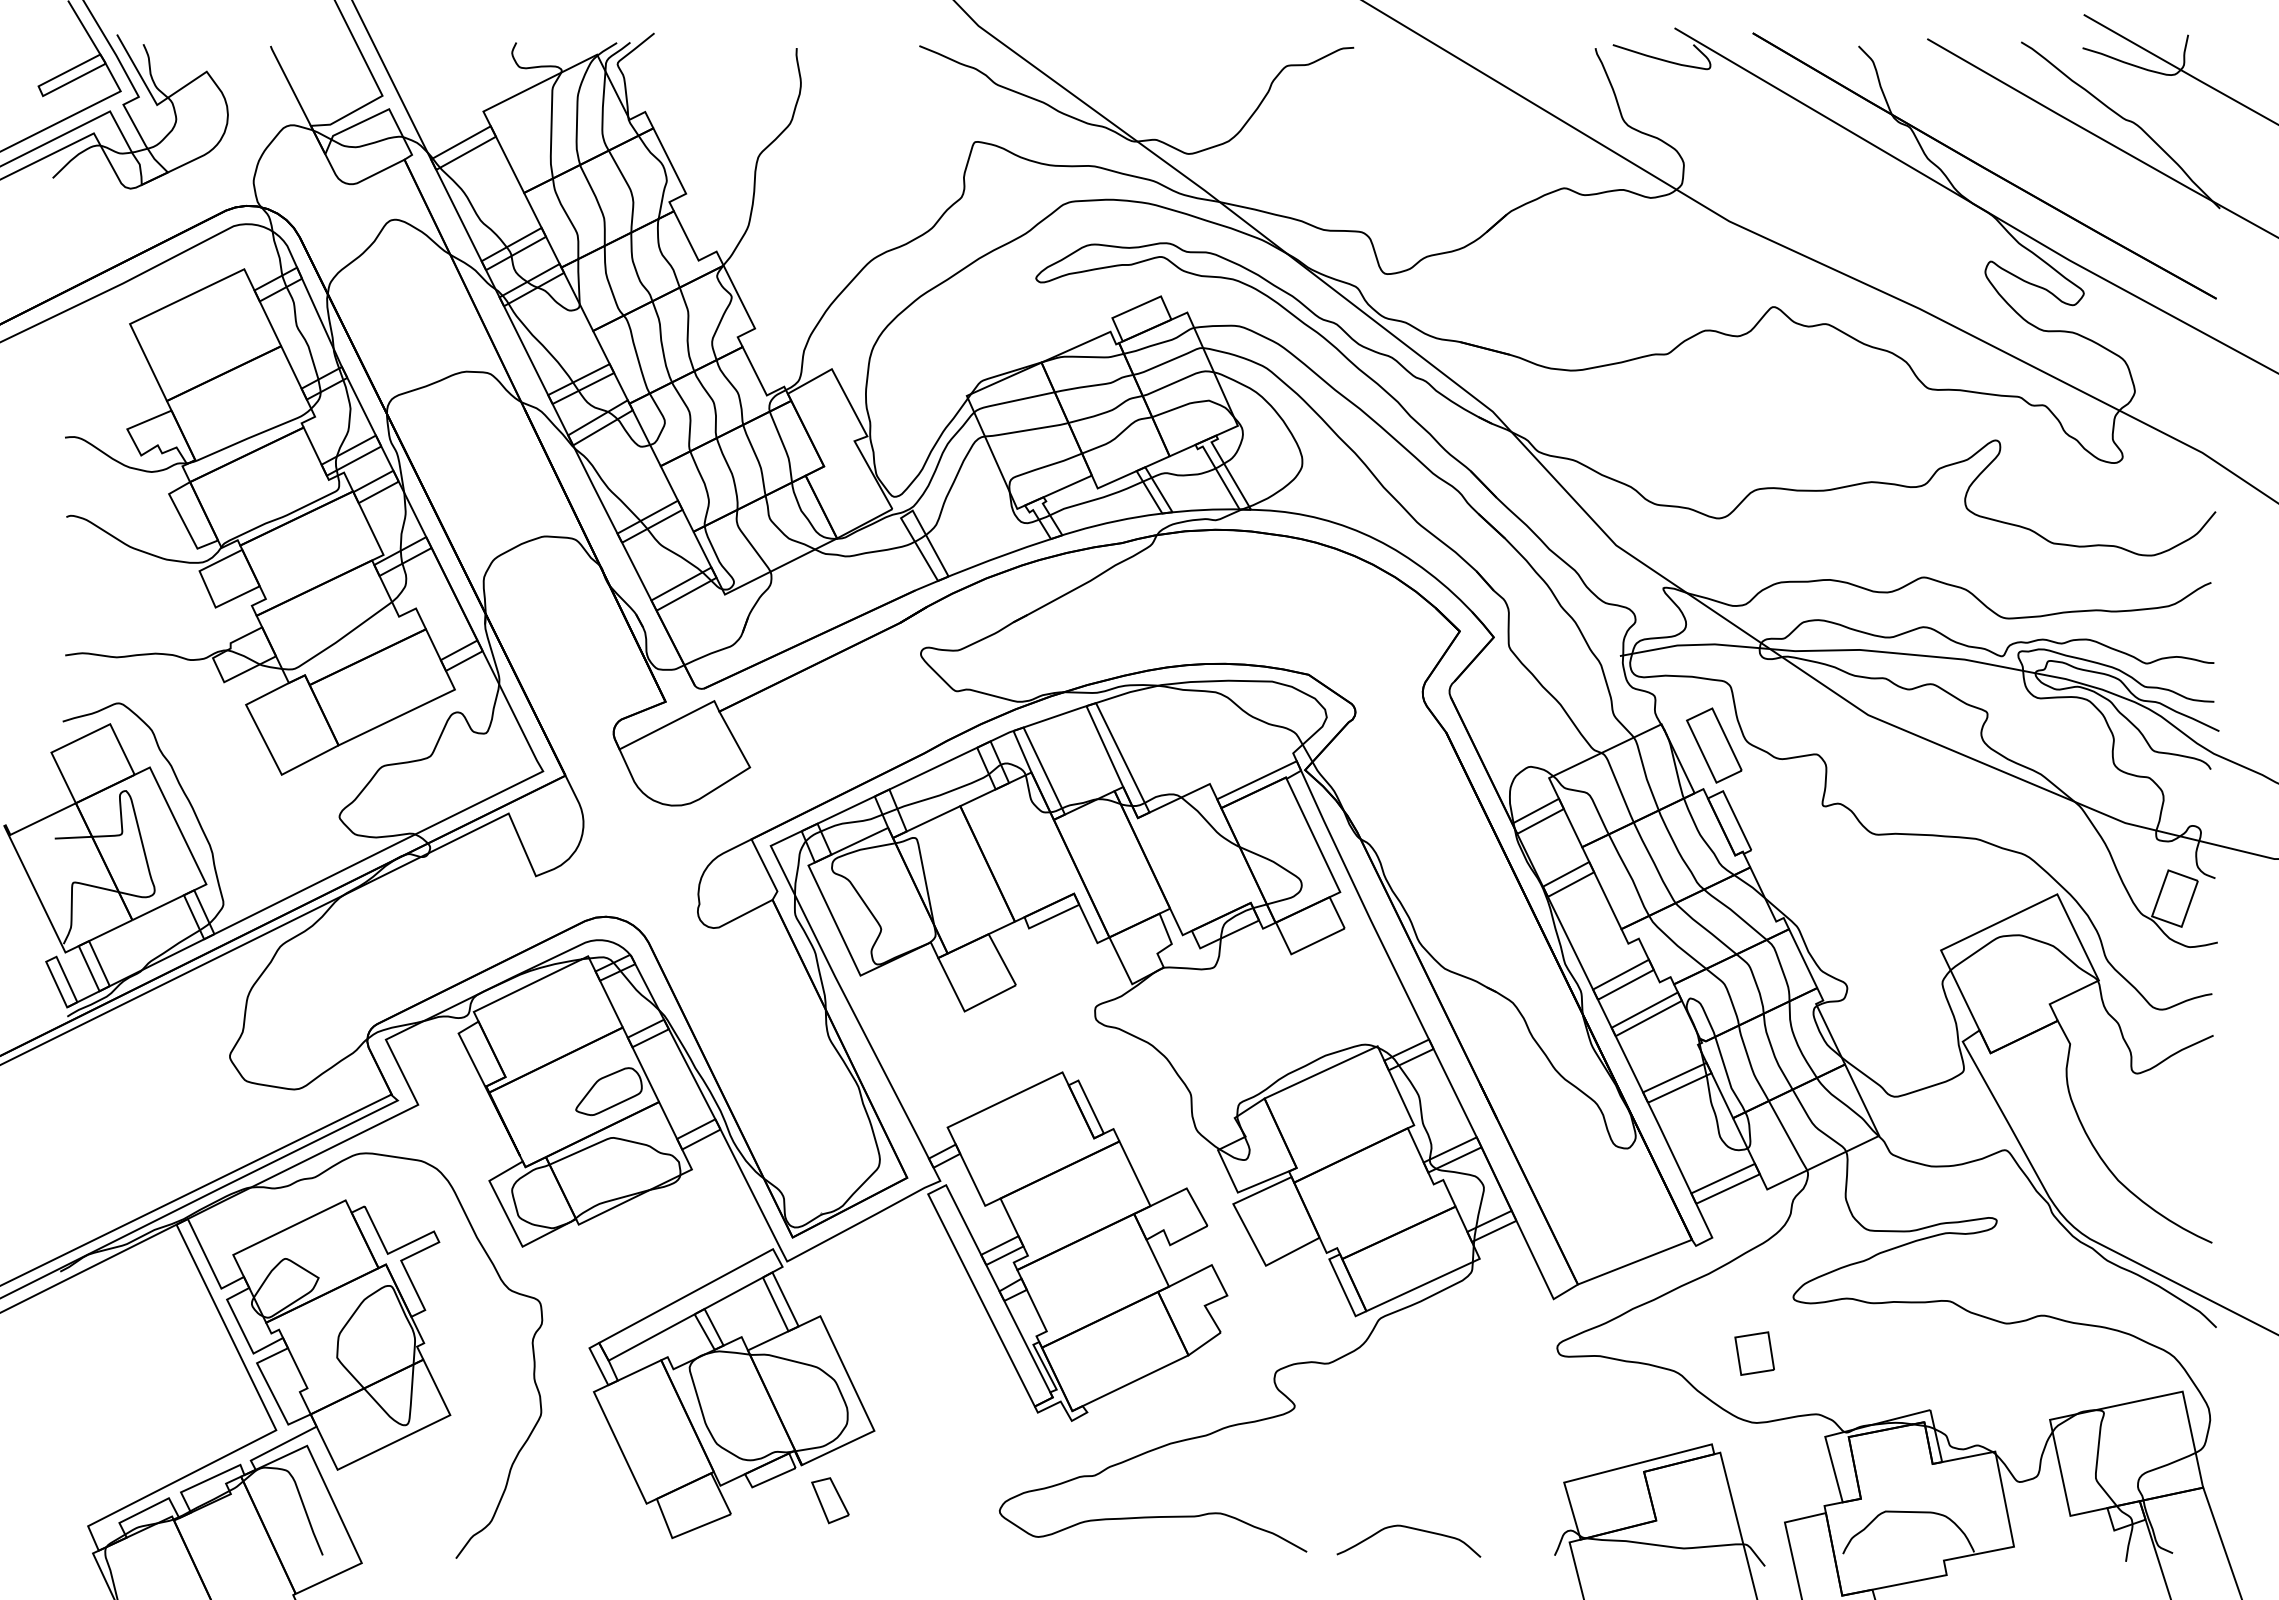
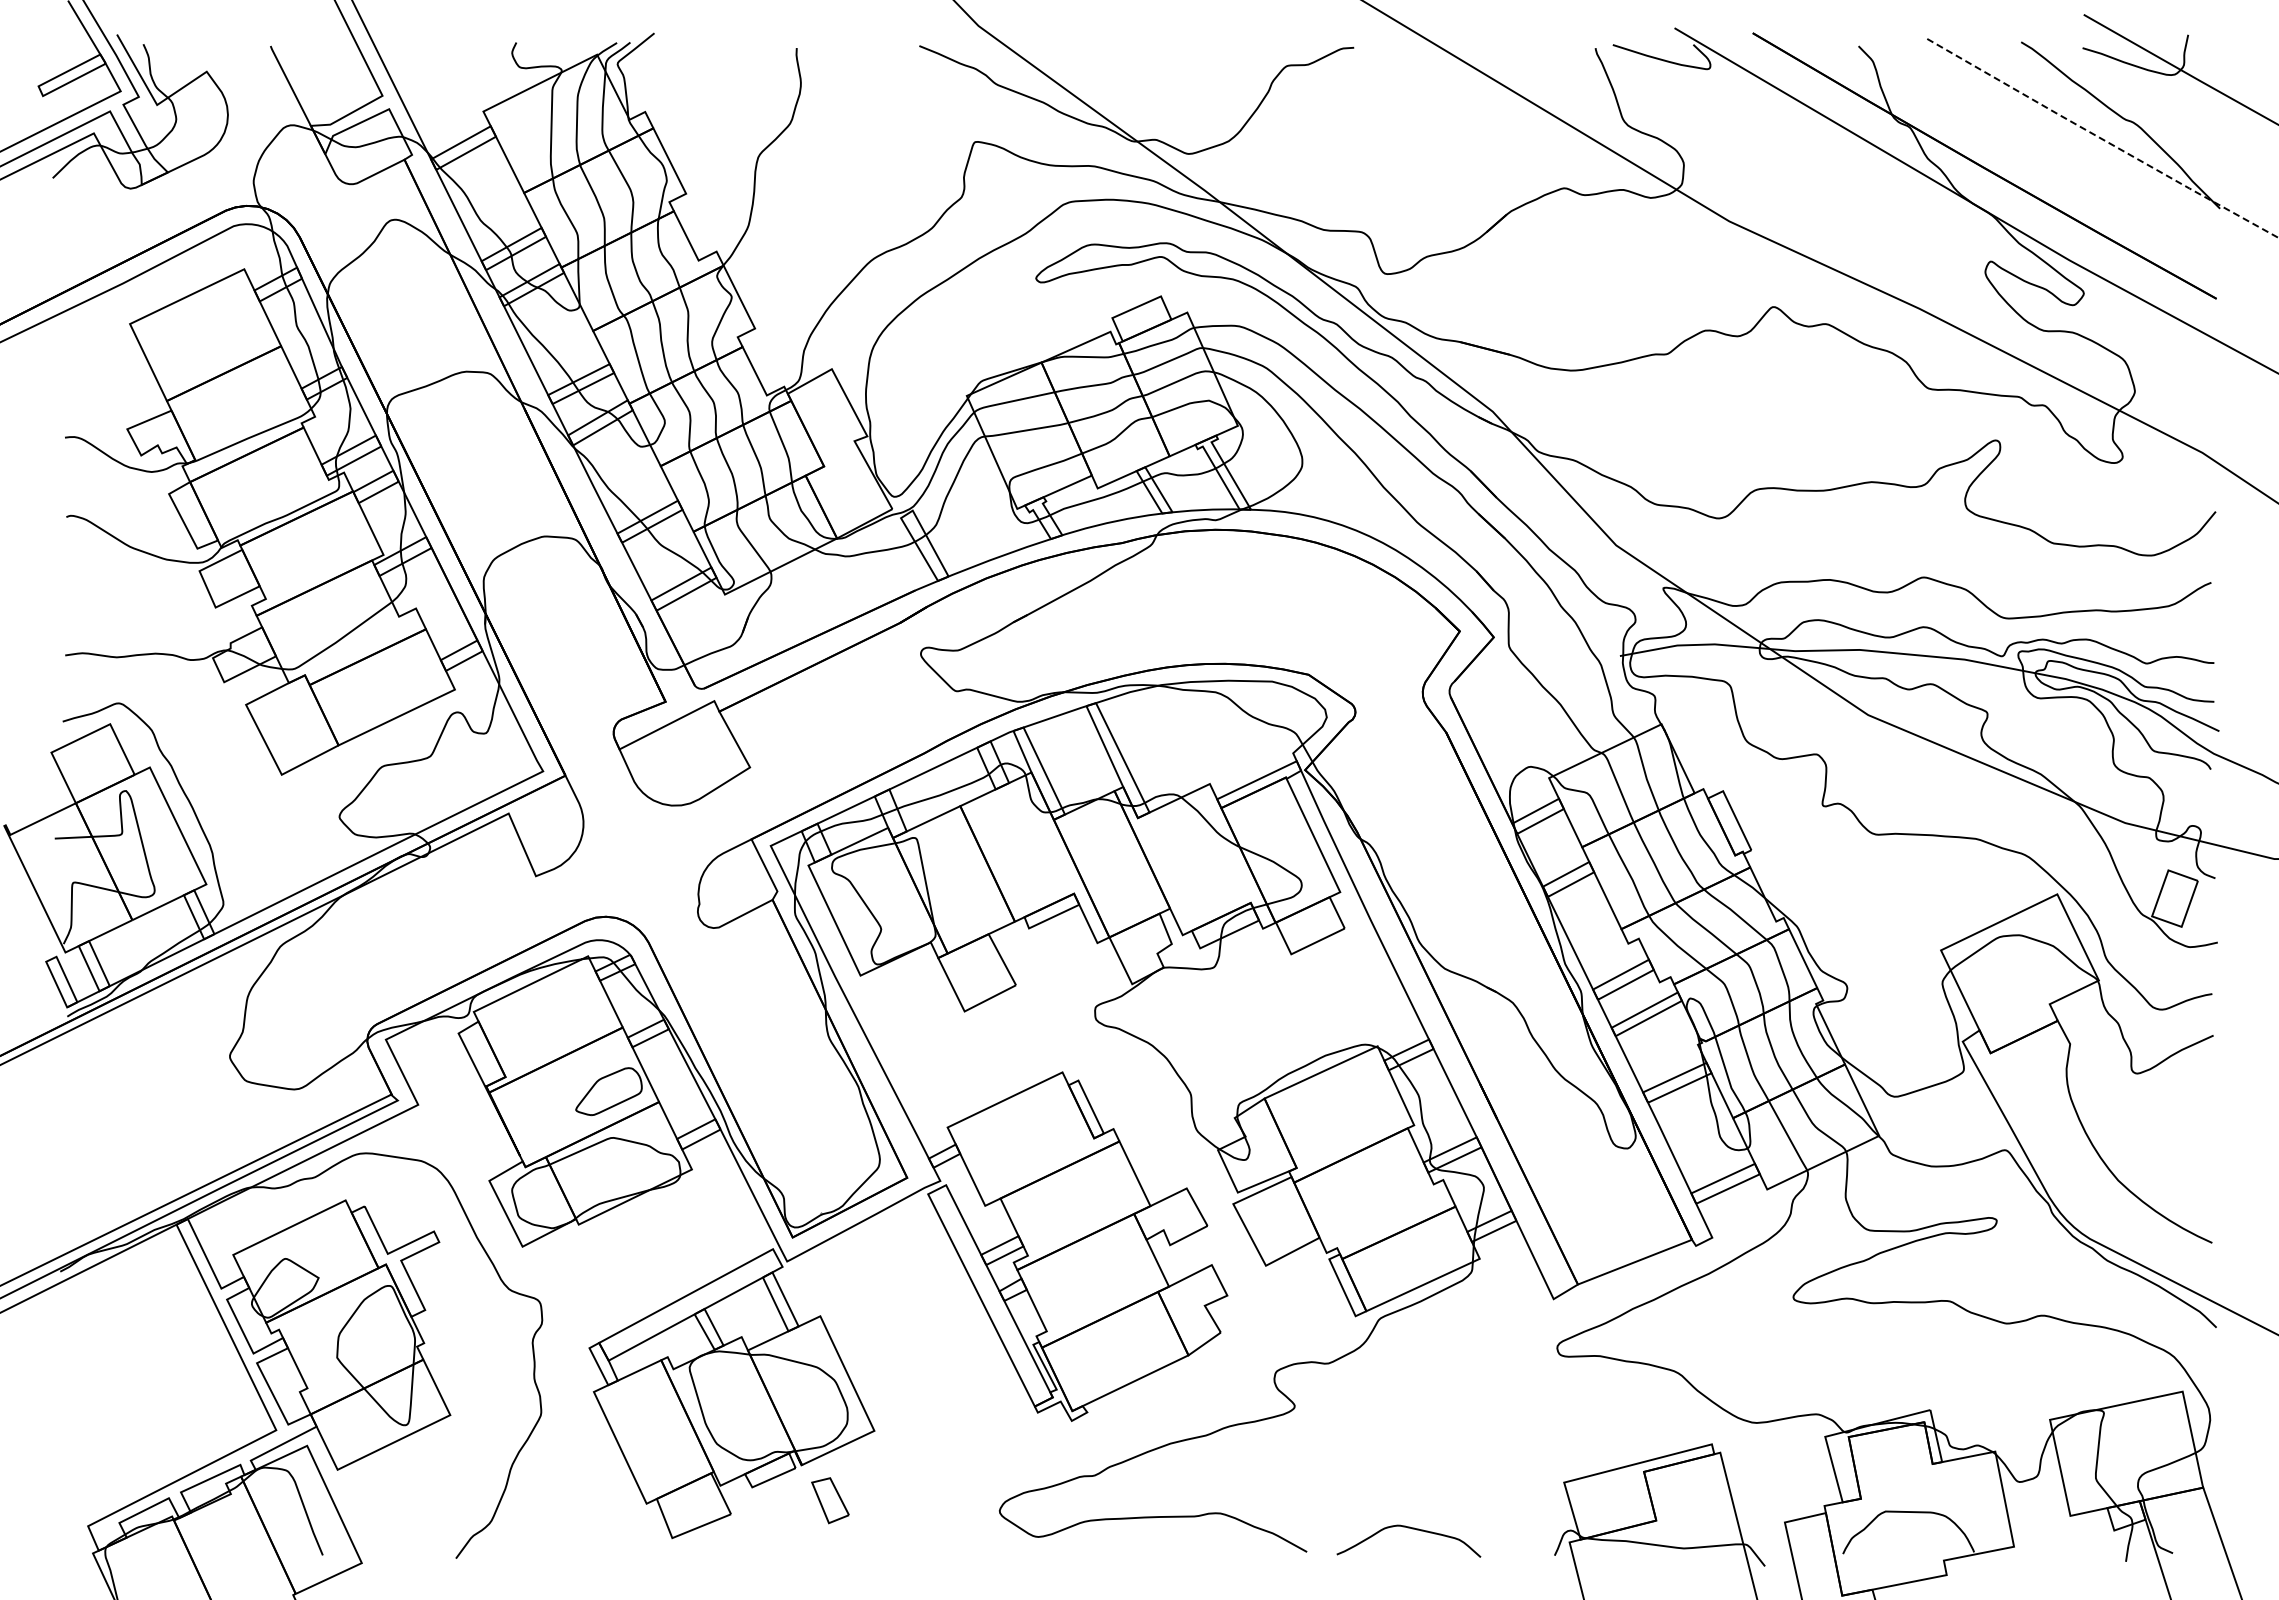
line: solid -> dashed (2103, 139)
part: present -> none (1714, 745)
part: present -> none (1754, 1353)
